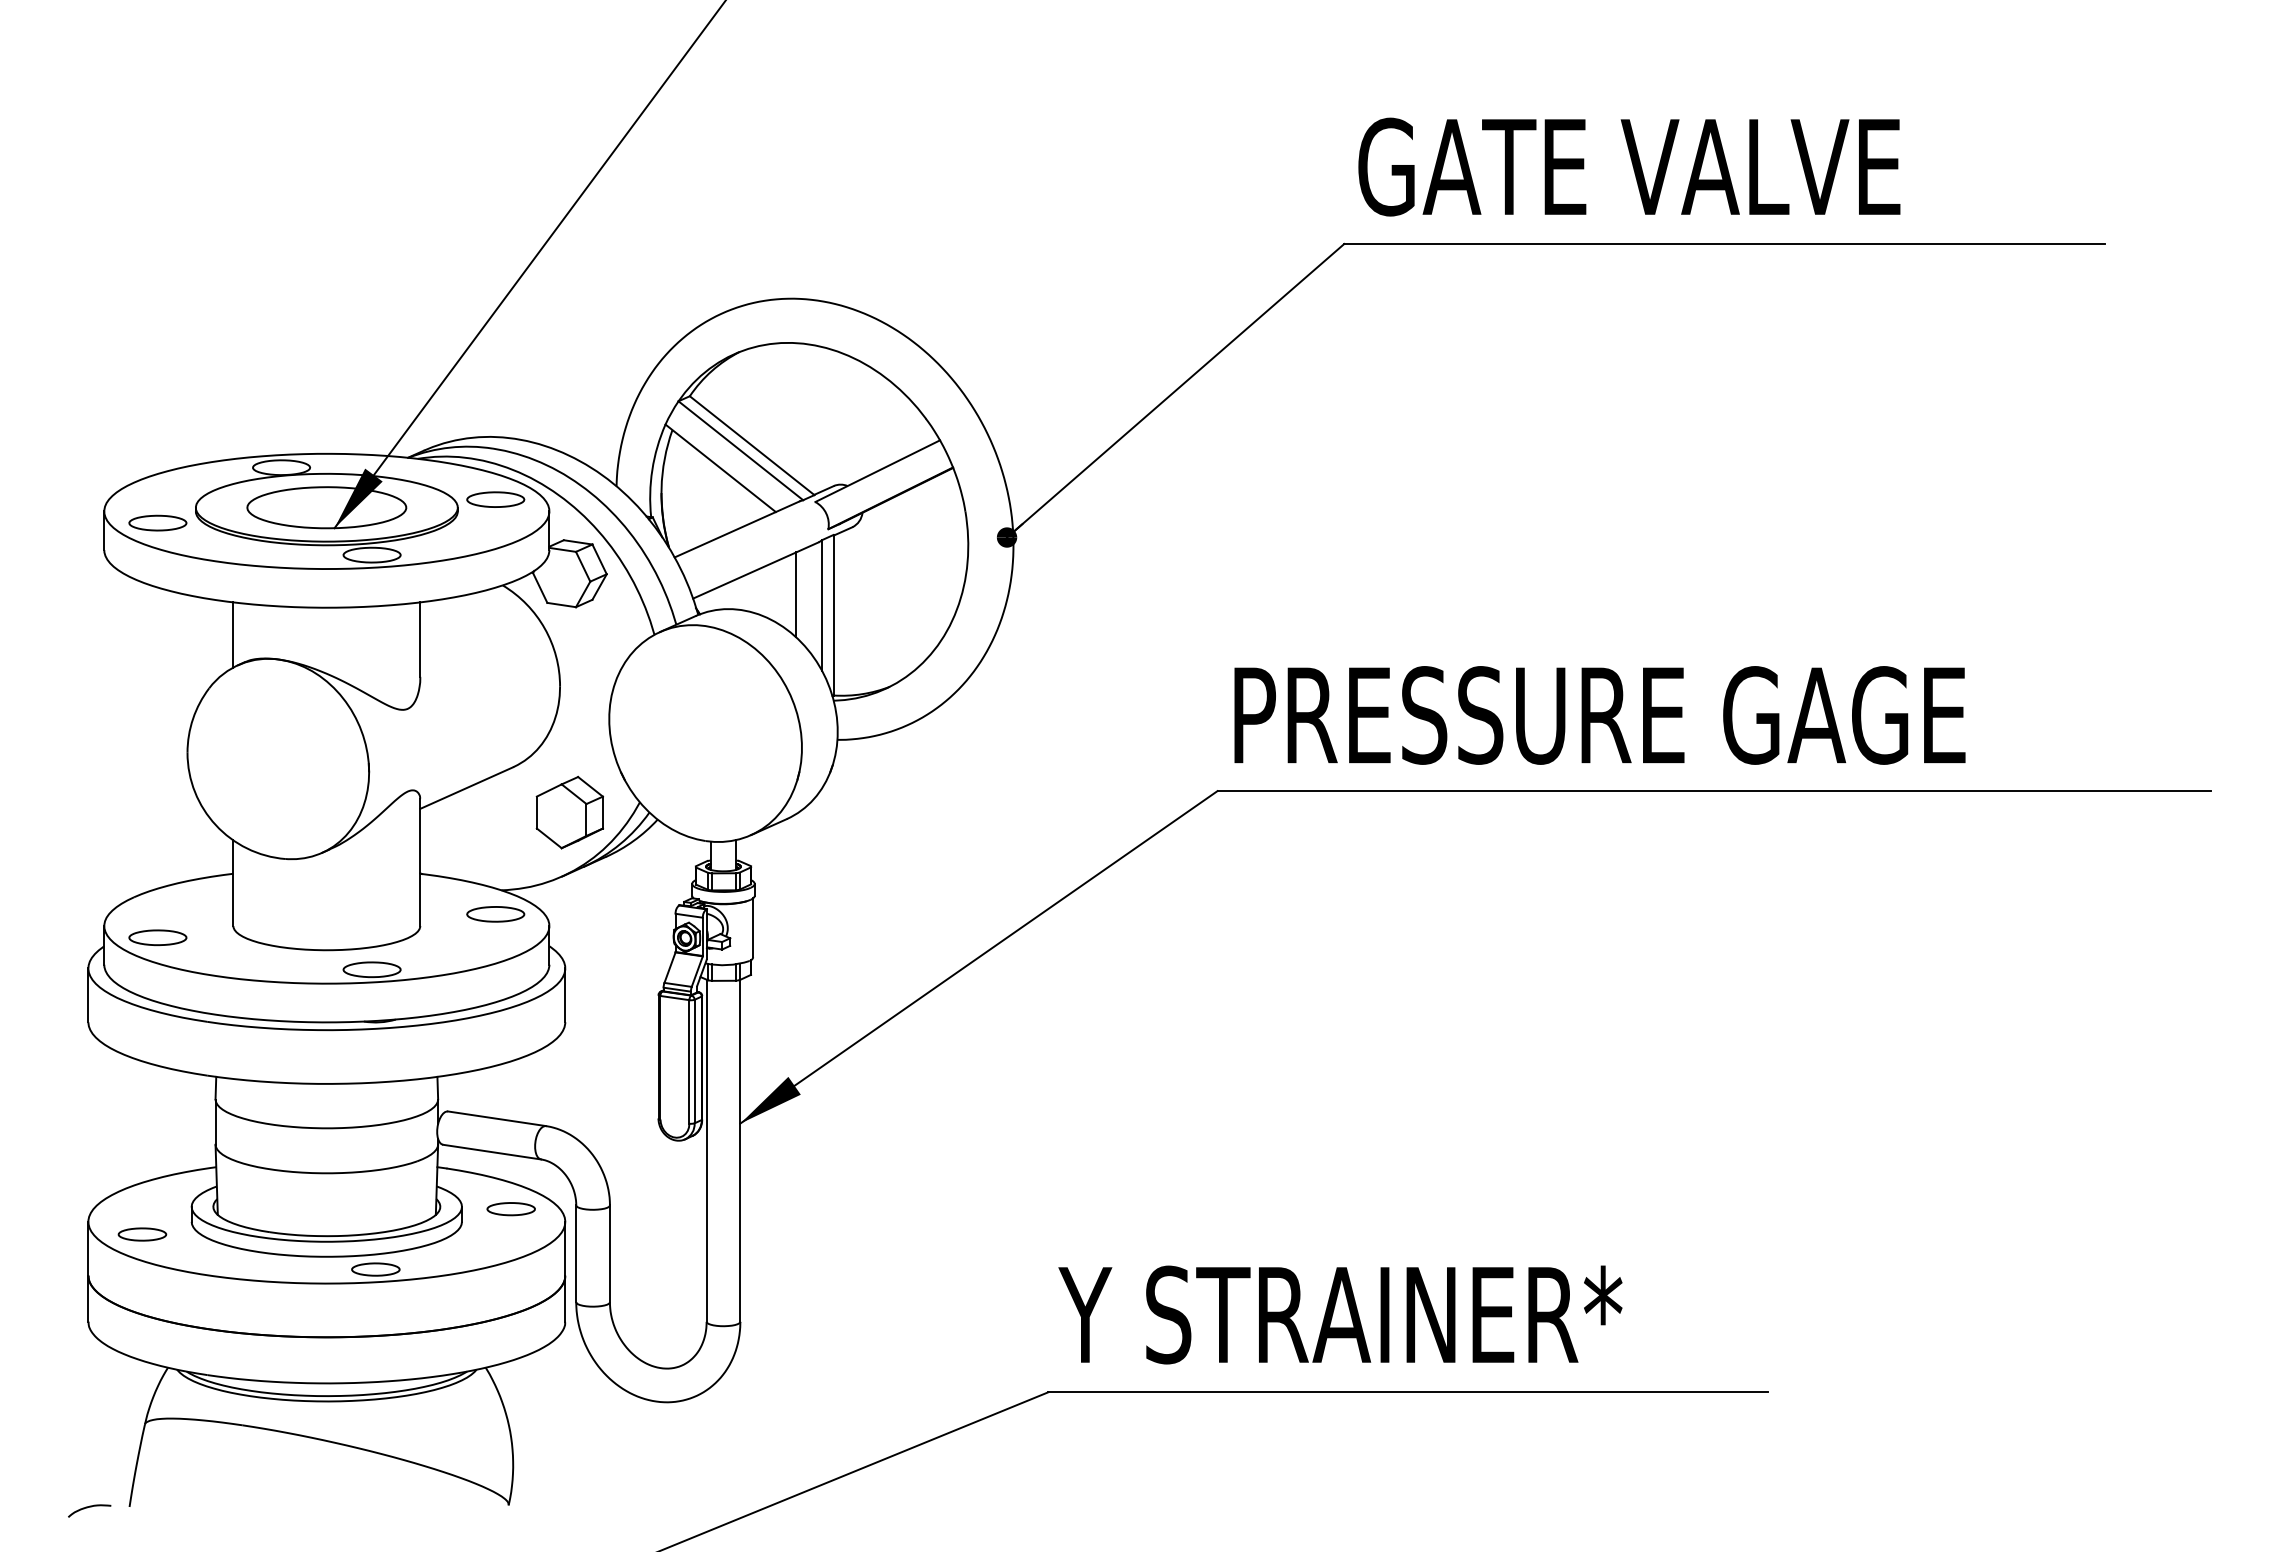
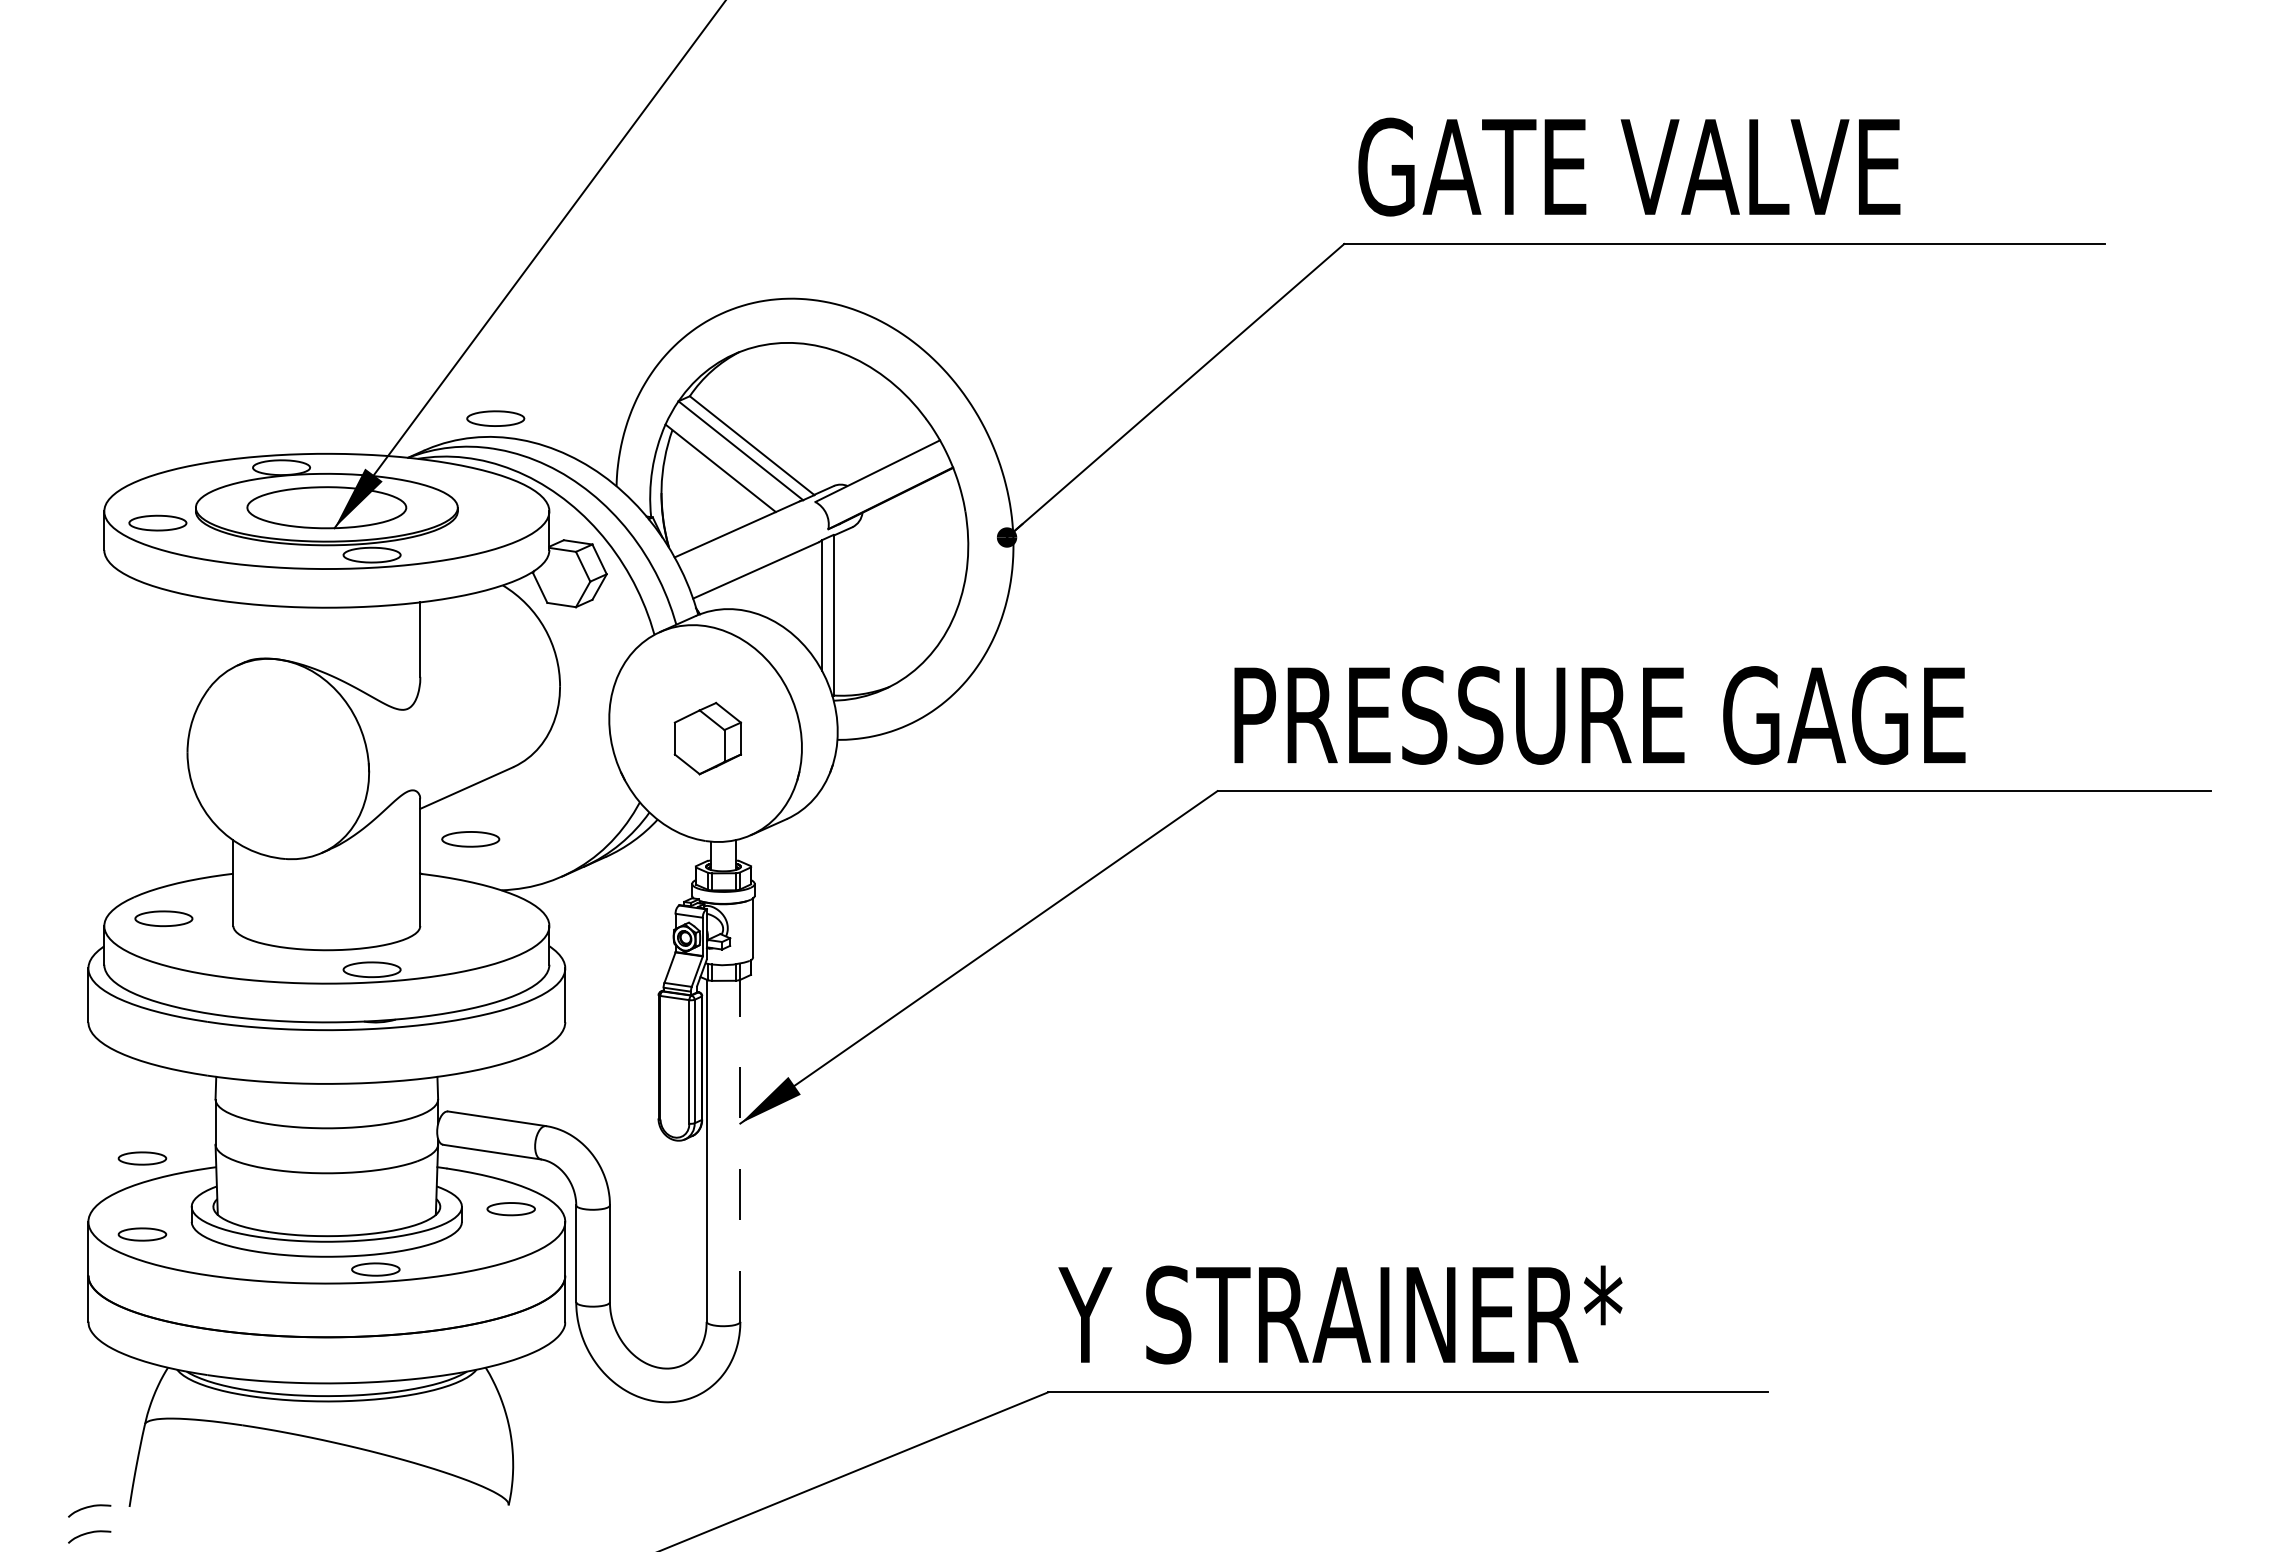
part position: (495, 499) -> (495, 418) (495, 418)
line: present -> none (796, 594)
line: present -> none (233, 634)
part position: (569, 812) -> (707, 738) (707, 738)
part position: (495, 914) -> (470, 839) (470, 839)
part position: (157, 937) -> (163, 918) (163, 918)
line: solid -> dashed (740, 1150)
part: none -> present (142, 1158)
curve: none -> present (87, 1534)
